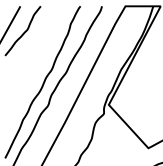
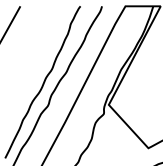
curve: present -> none (23, 32)
